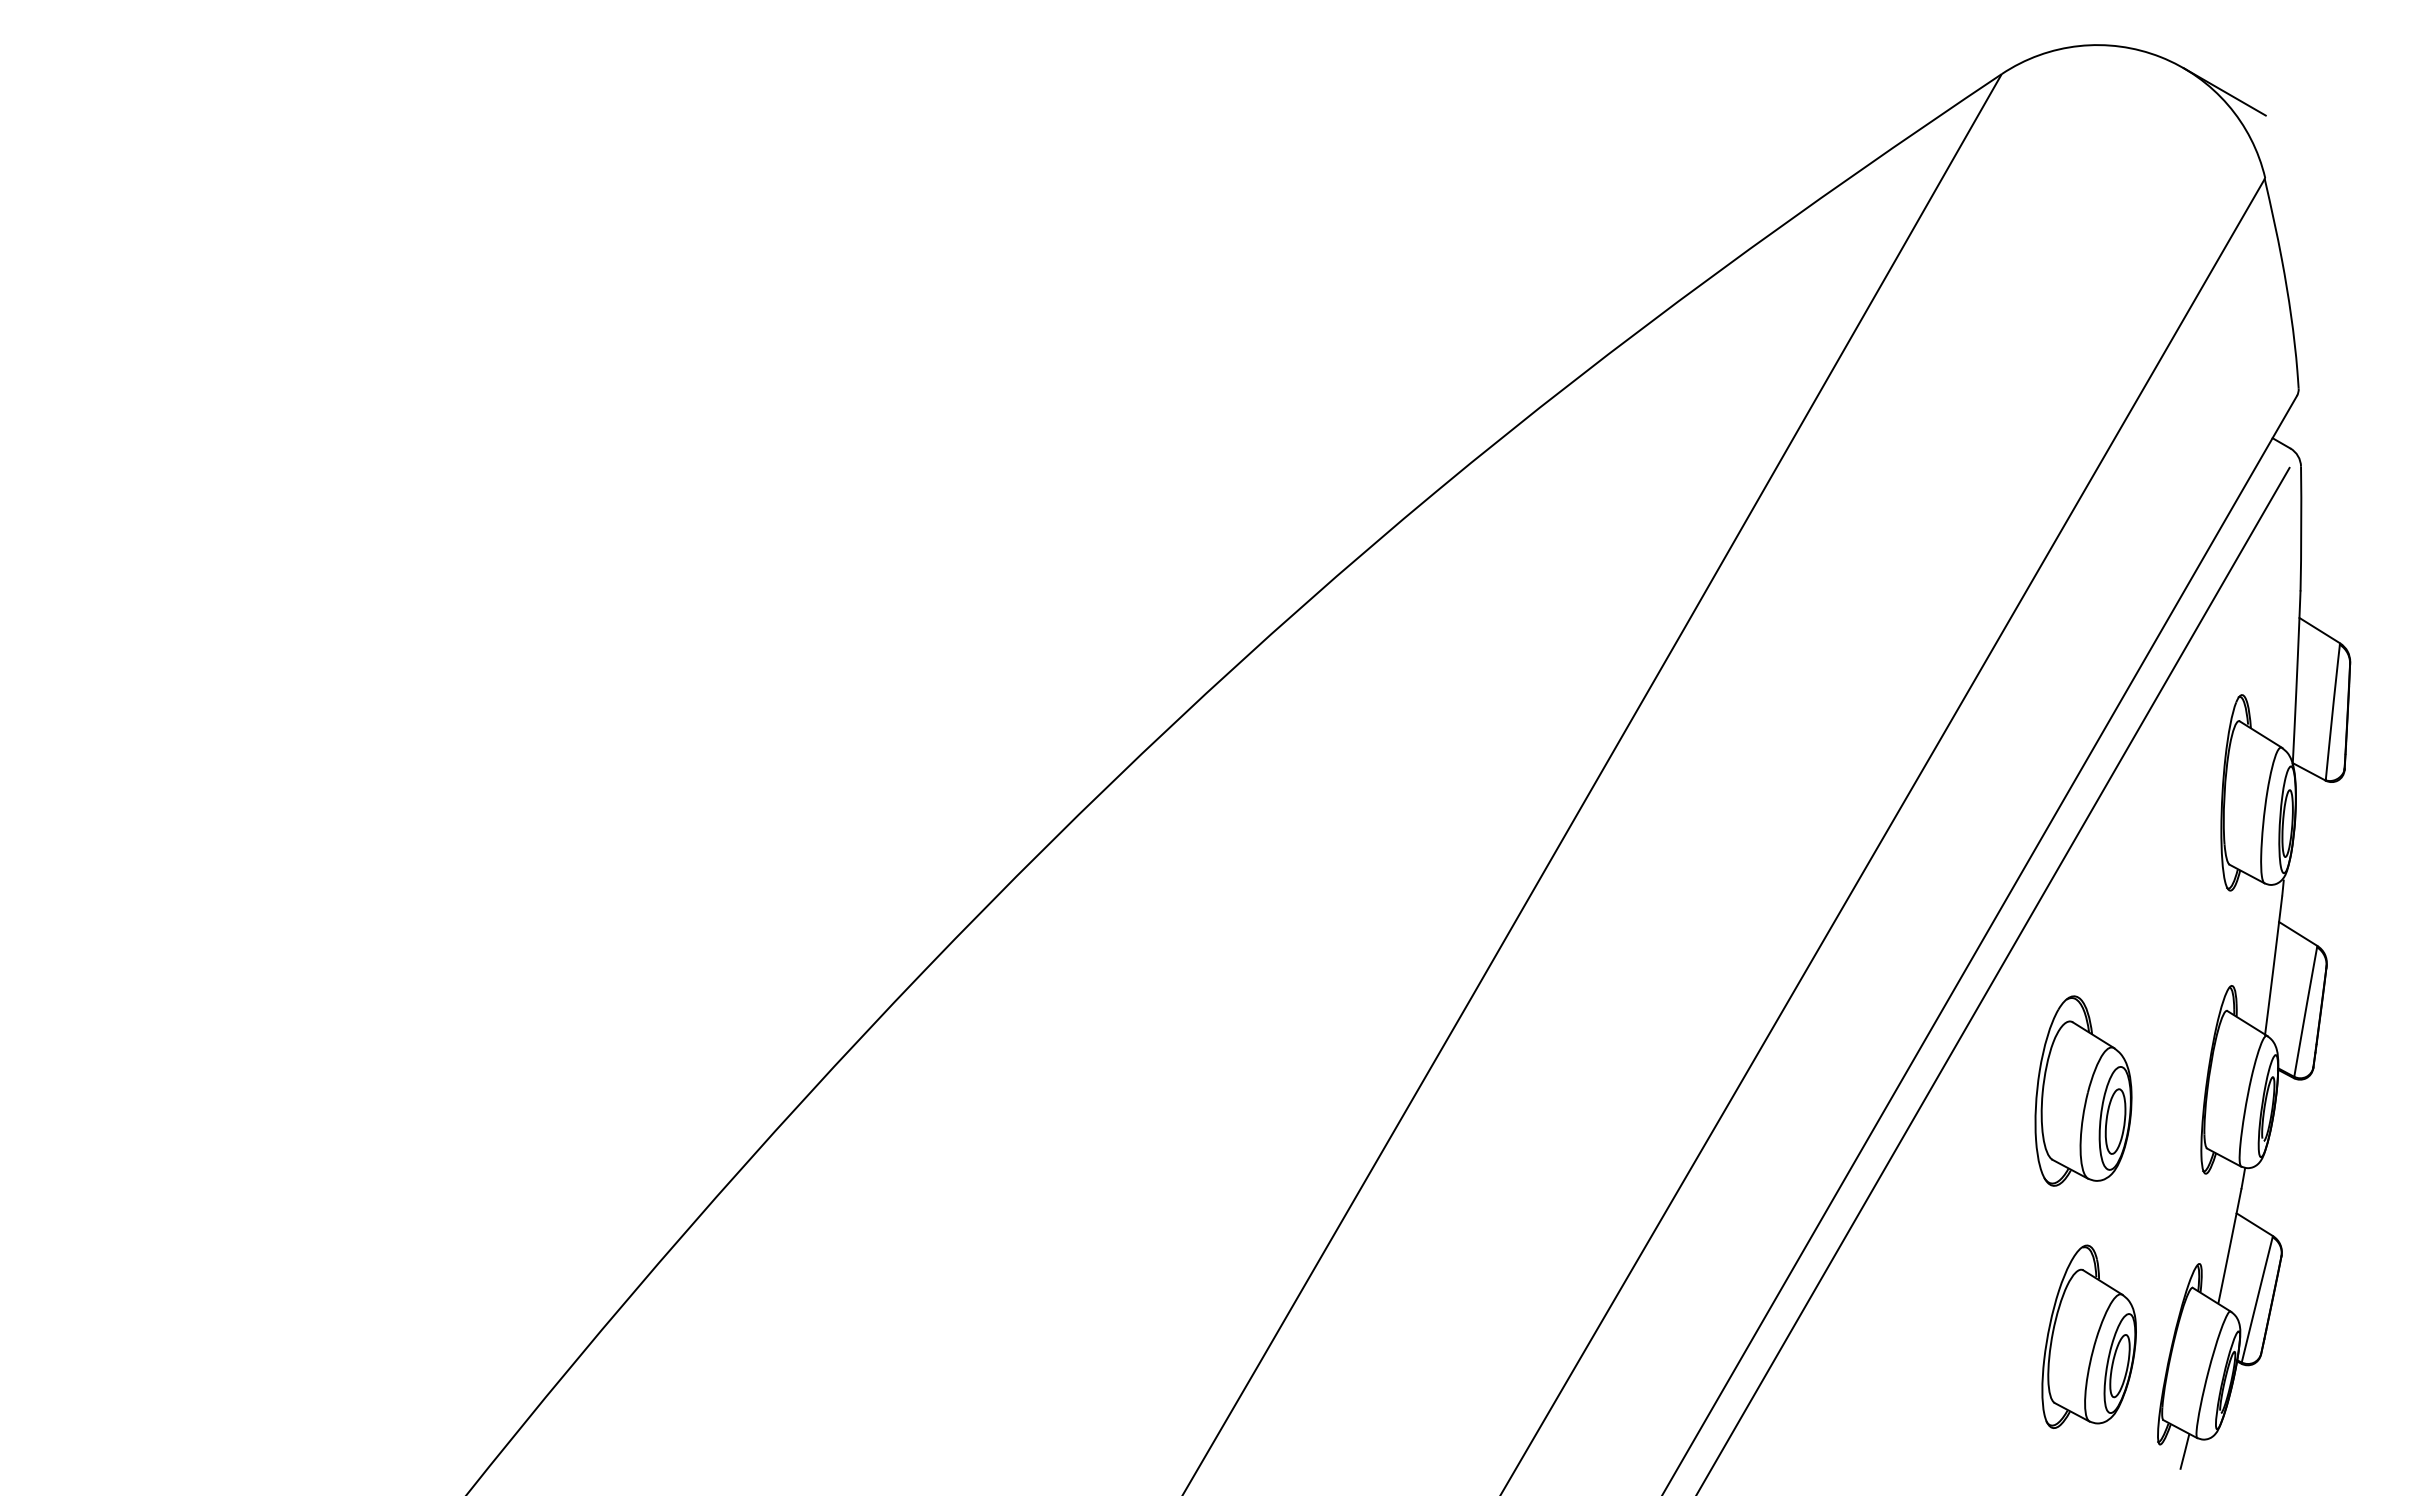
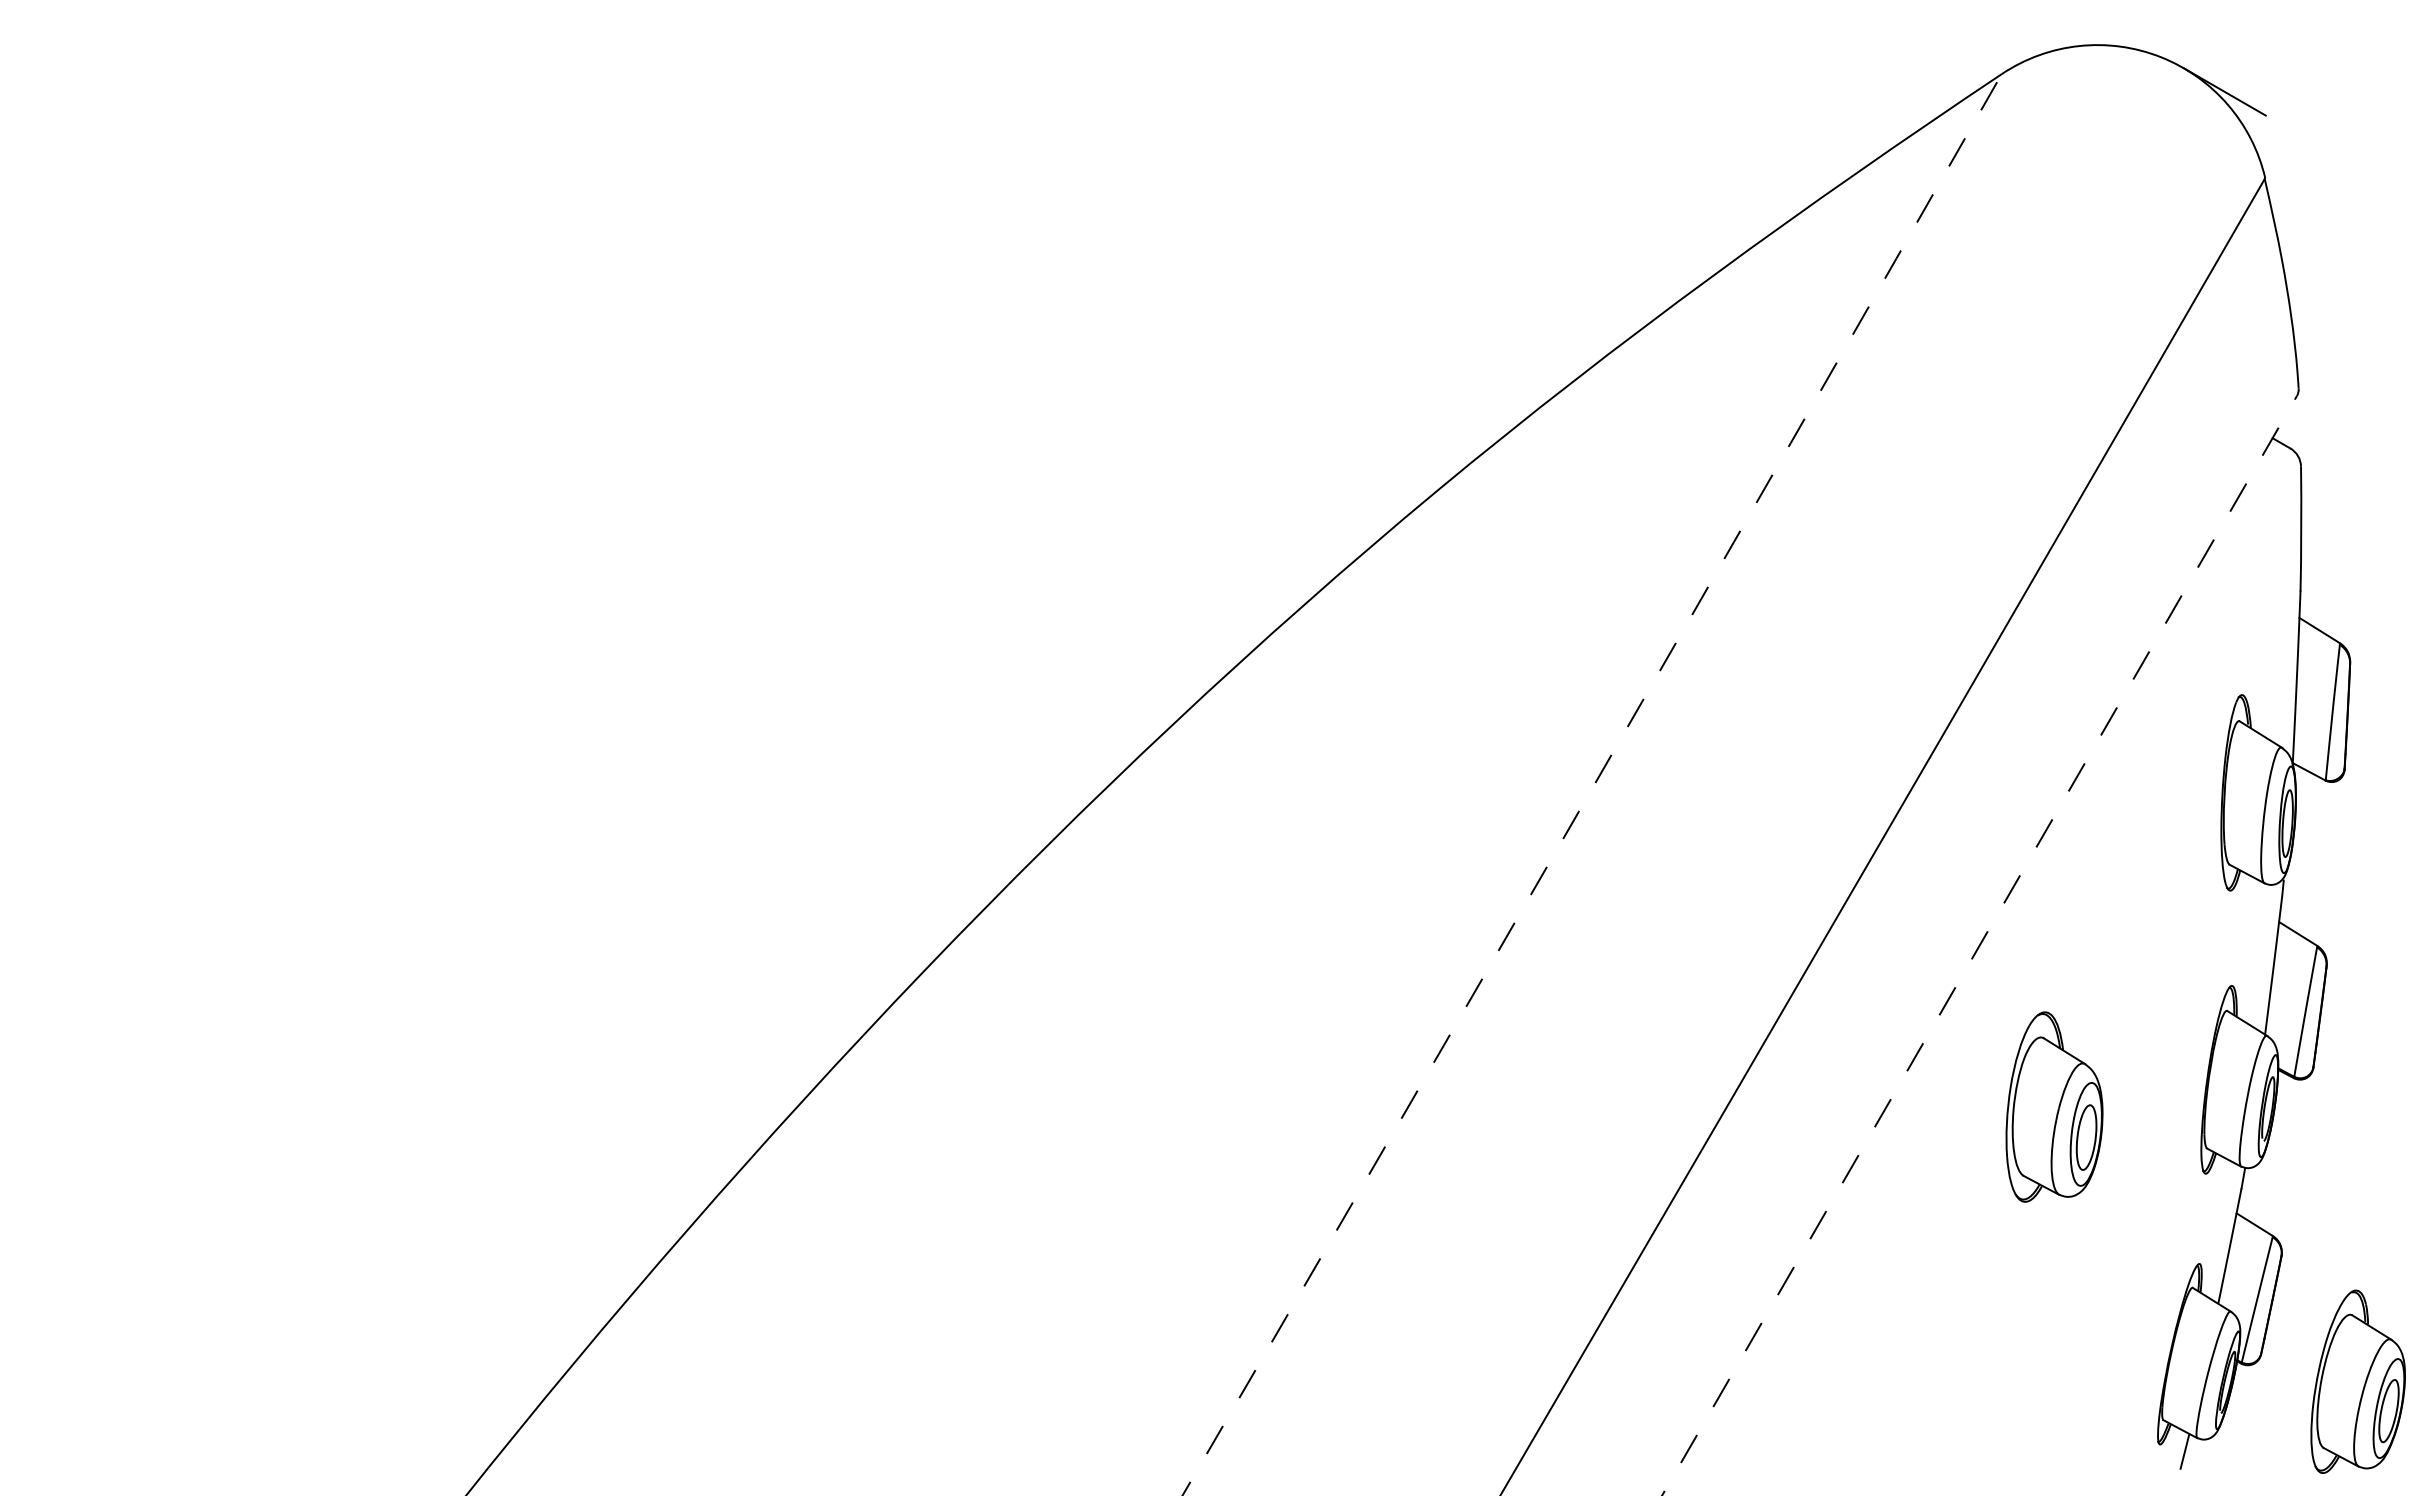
arc: solid -> dashed (1593, 785)
line: solid -> dashed (1979, 945)
line: present -> none (1993, 979)
part position: (2083, 1090) -> (2054, 1106) (2054, 1106)
part position: (2088, 1336) -> (2357, 1381) (2357, 1381)
